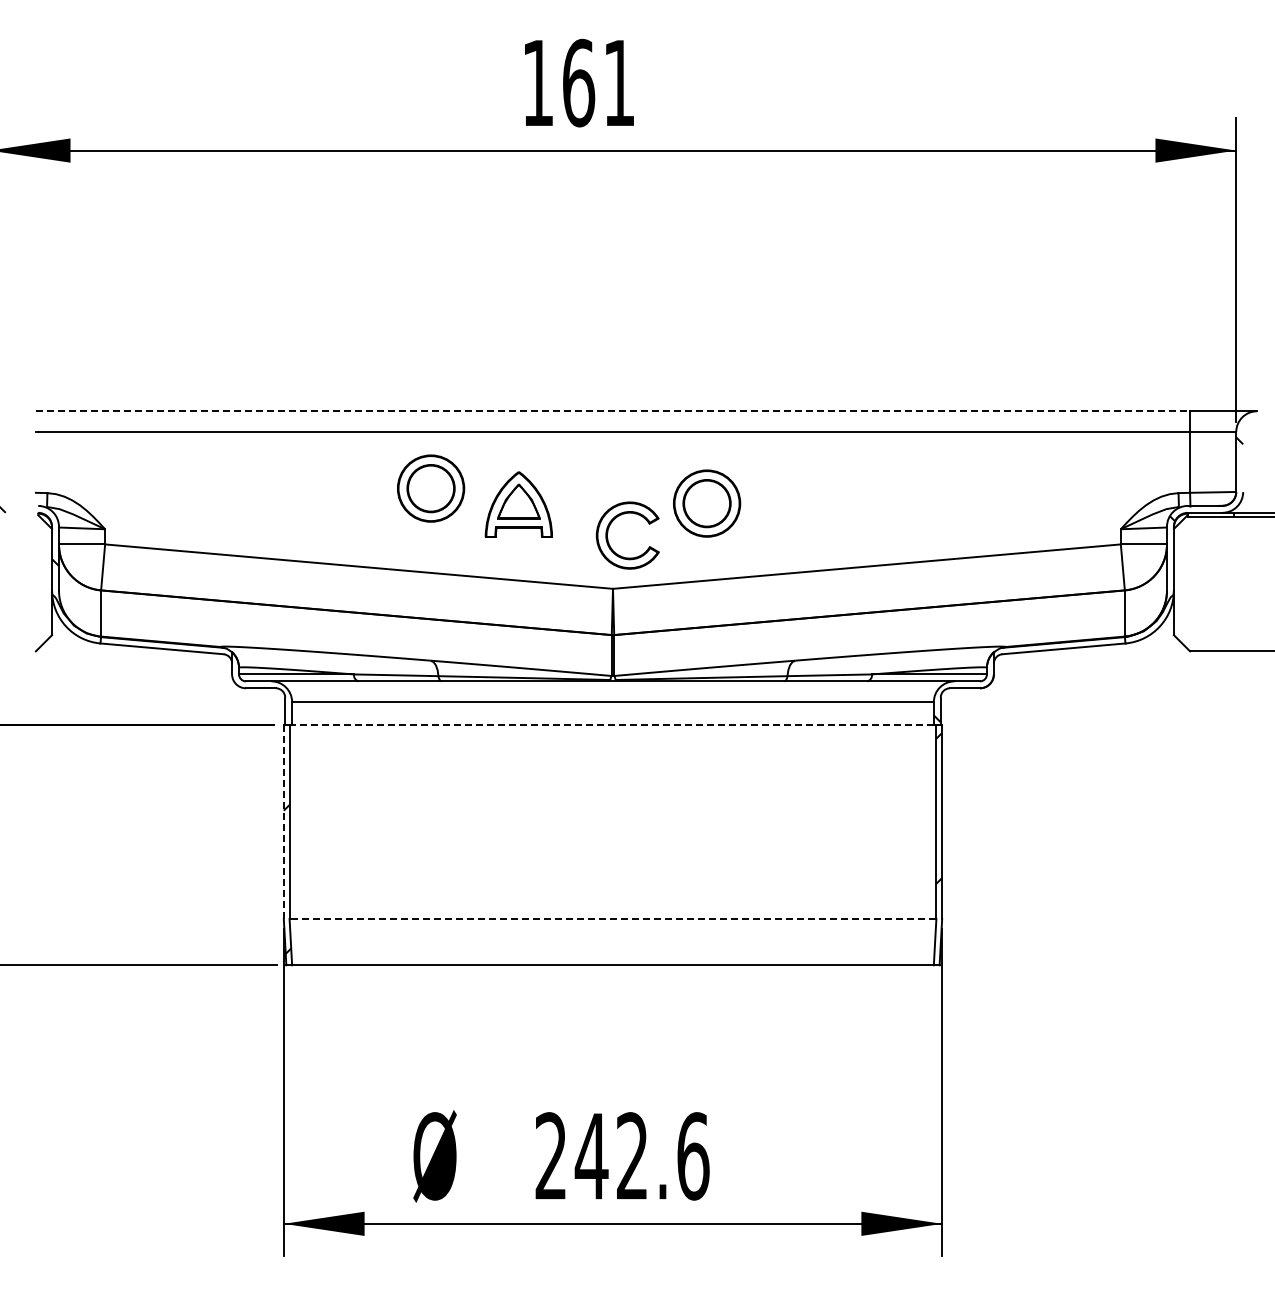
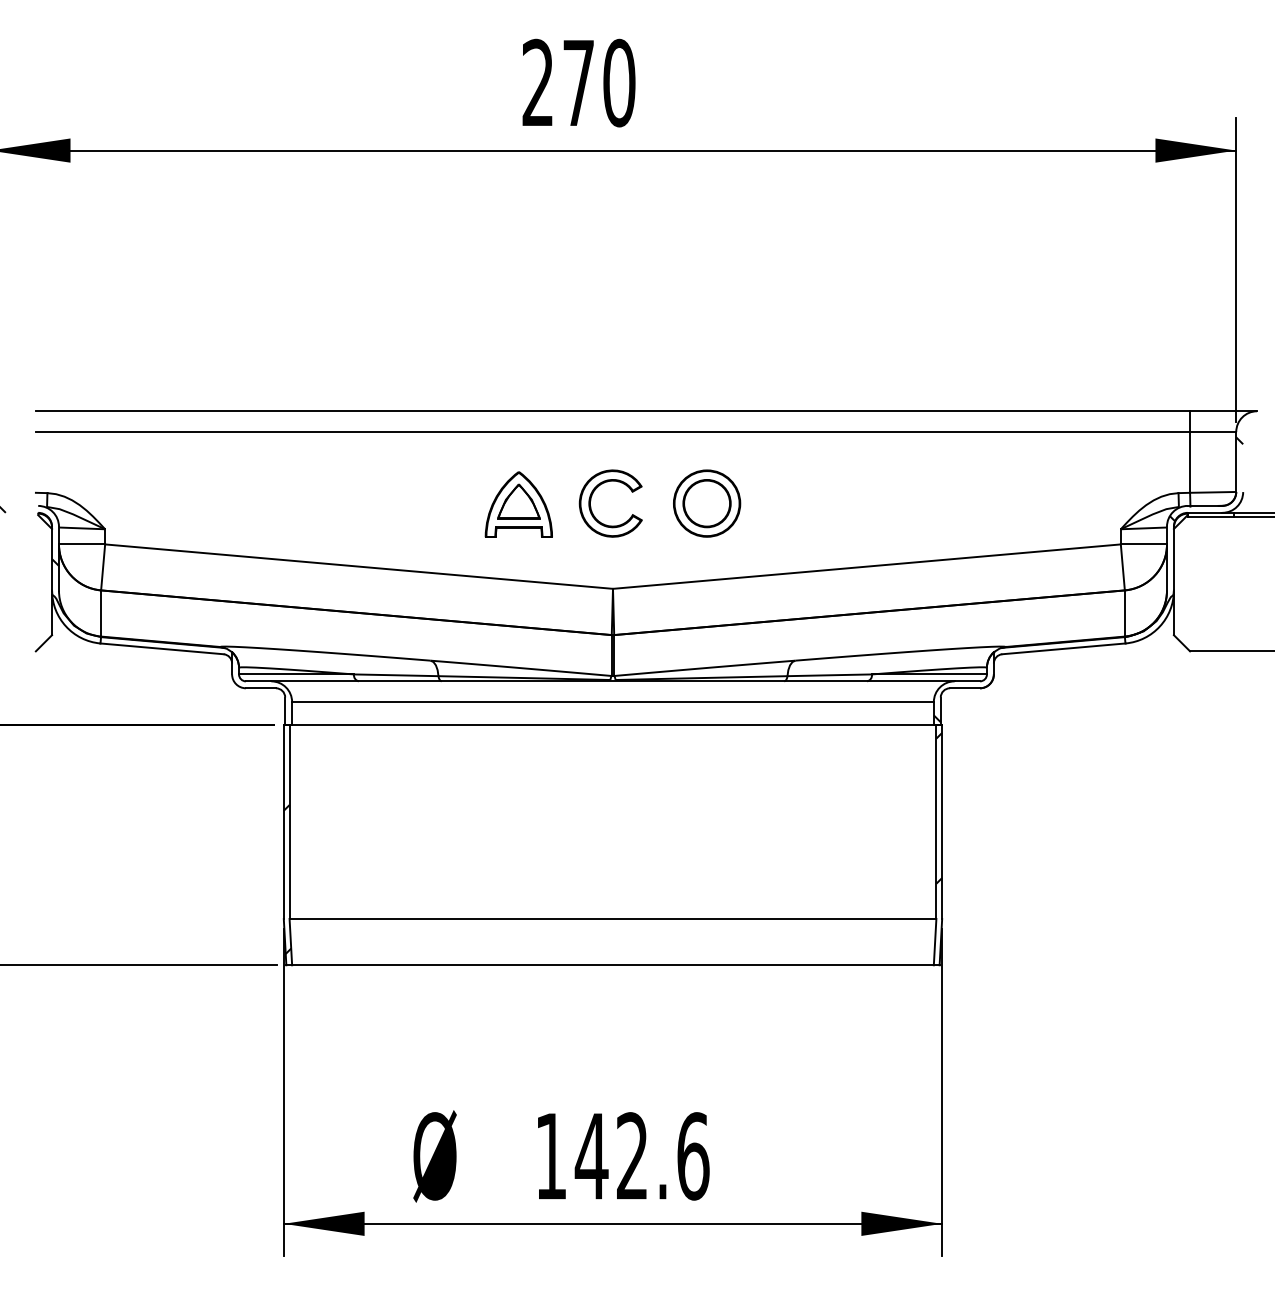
text: 161 -> 270 (578, 82)
line: dashed -> solid (613, 411)
part: present -> none (431, 488)
part position: (608, 532) -> (591, 500) (591, 500)
line: dashed -> solid (612, 725)
line: dashed -> solid (283, 822)
line: dashed -> solid (612, 918)
text: 242.6 -> 142.6 (550, 1155)
